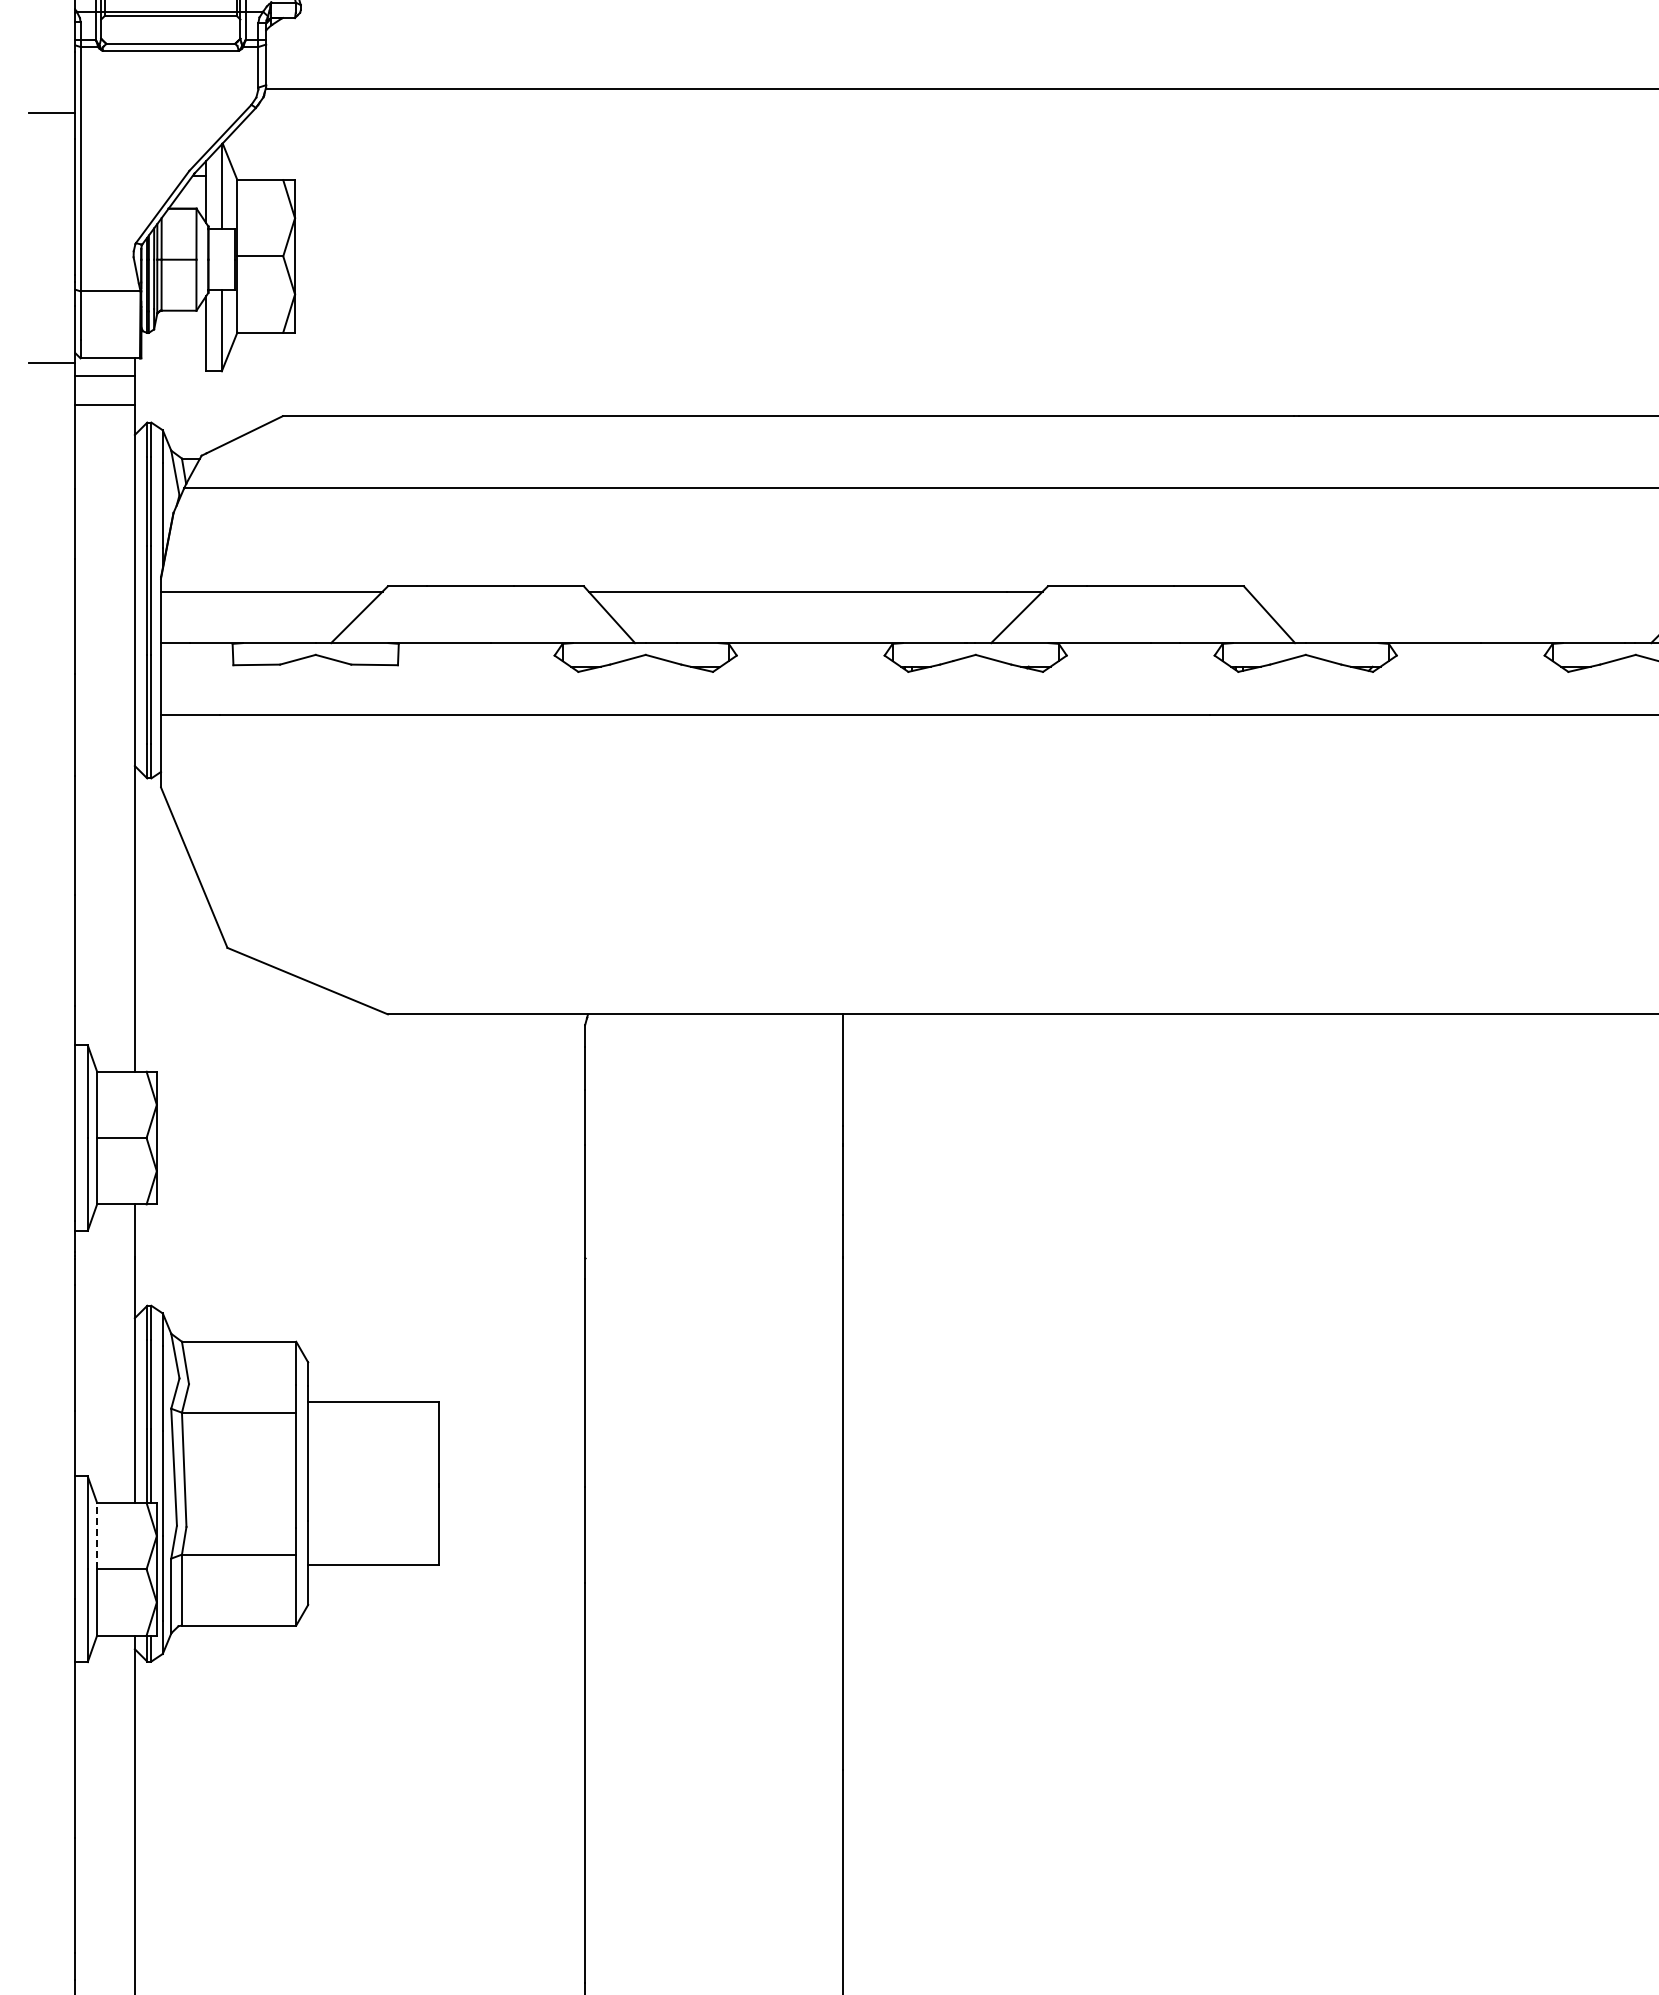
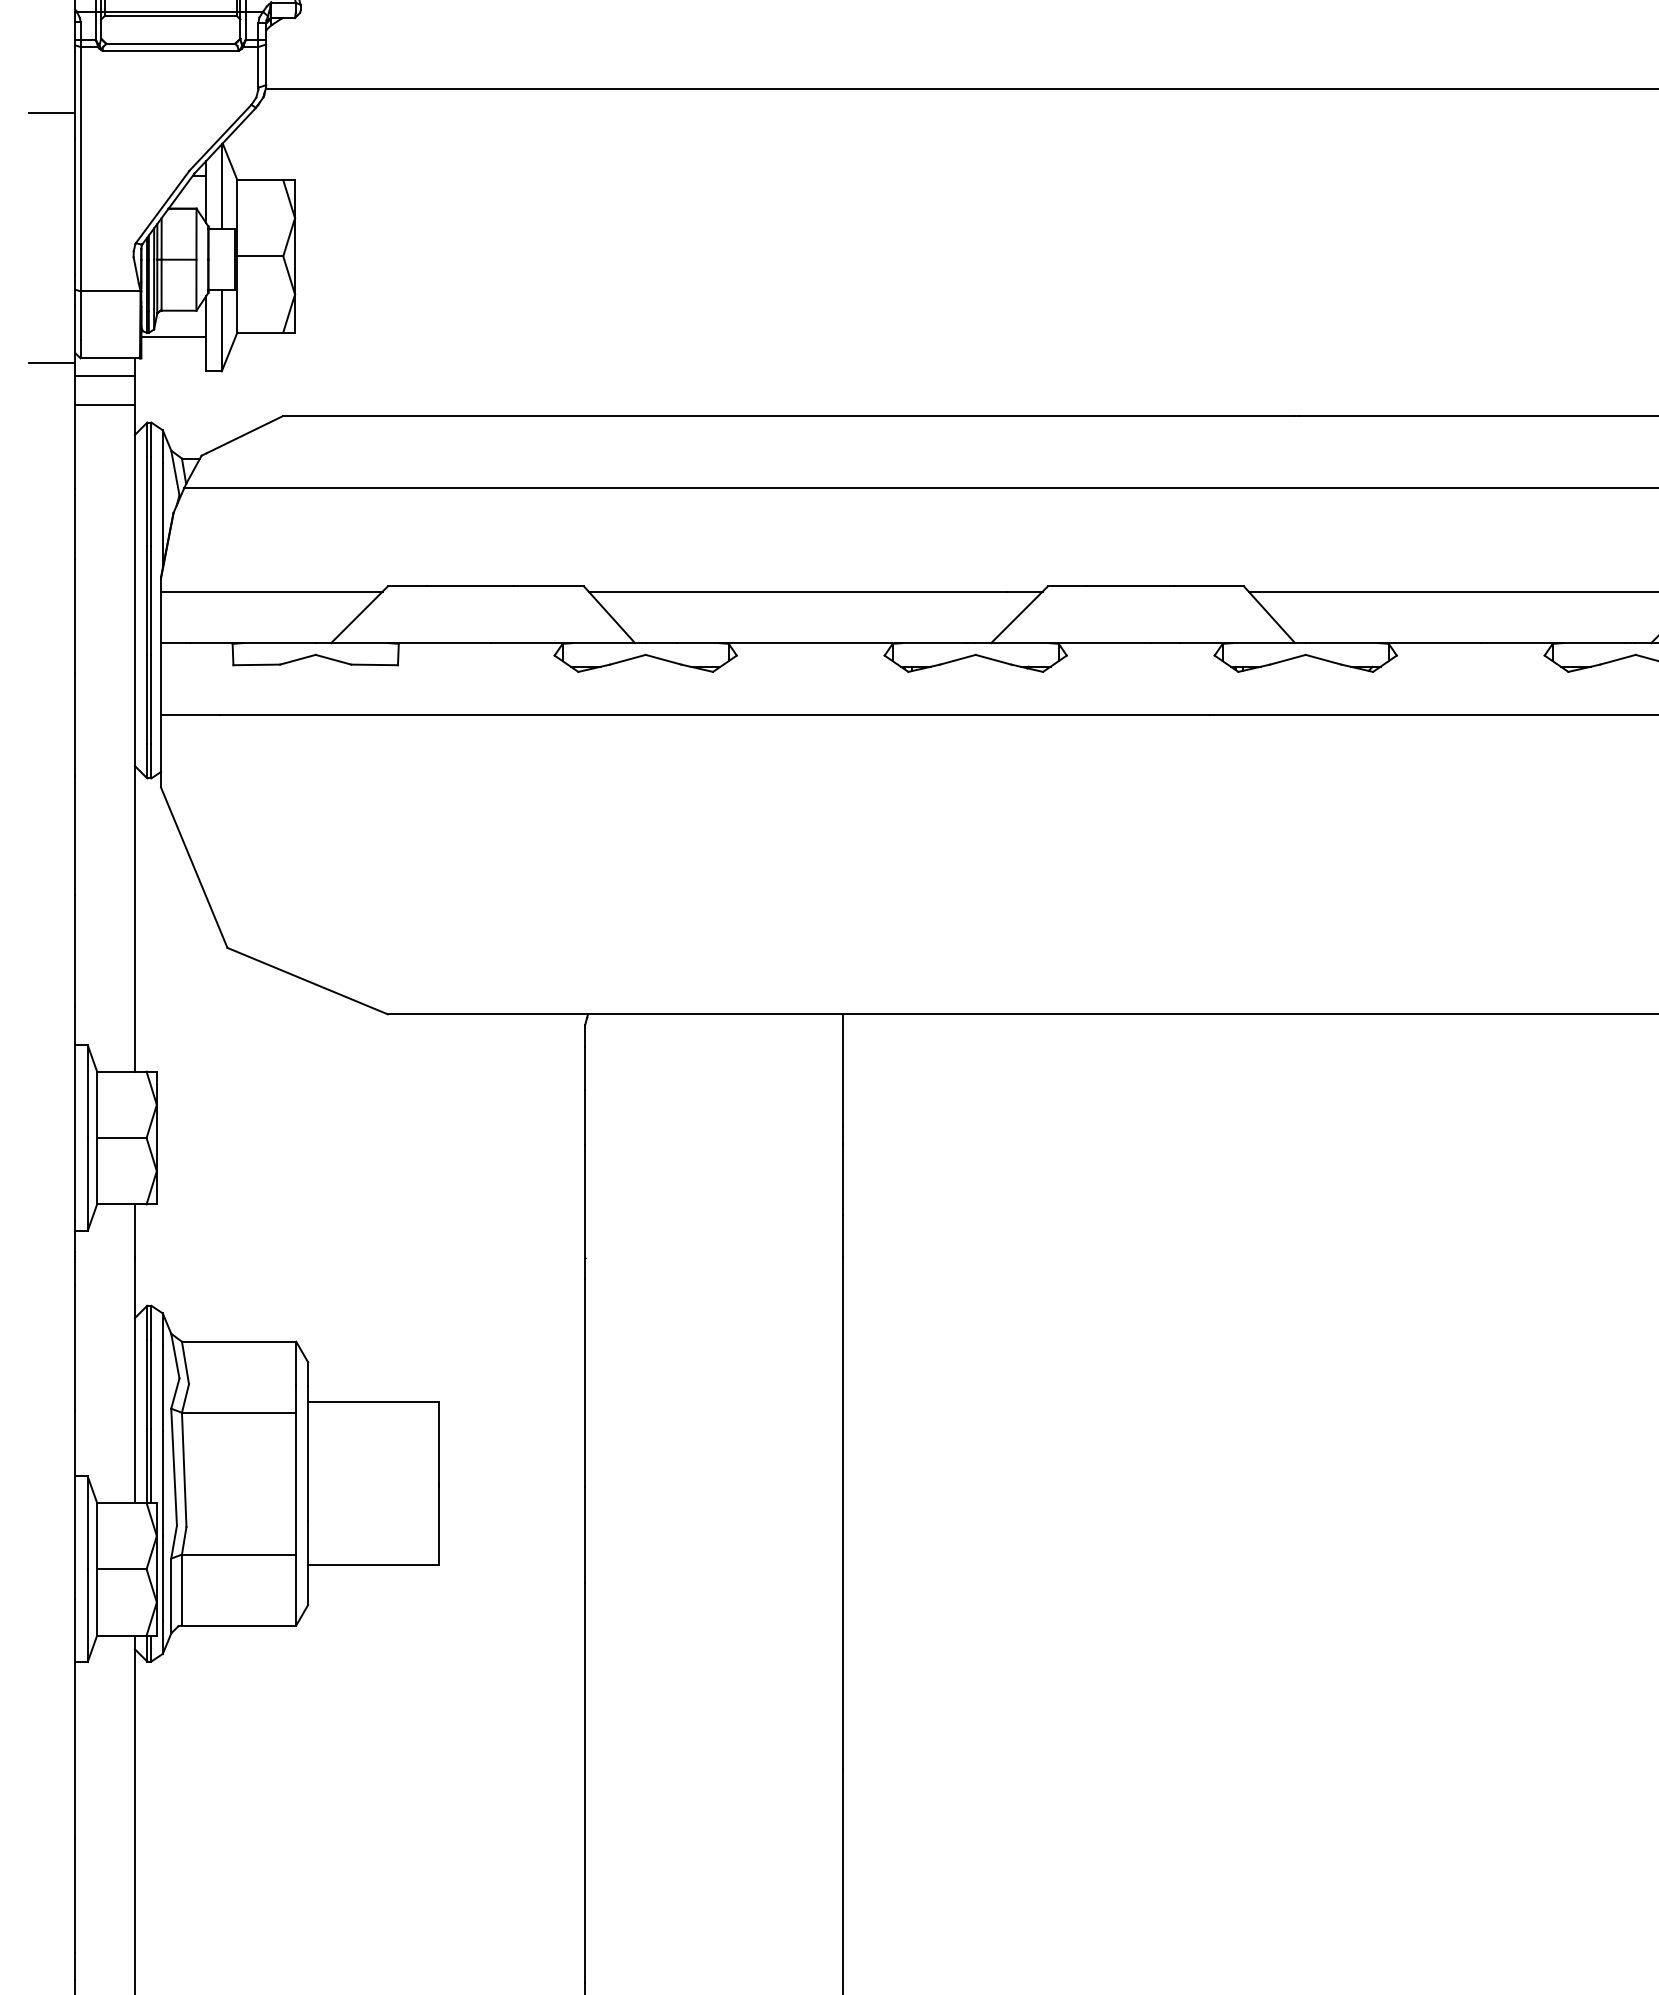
line: none -> present (173, 336)
line: none -> present (1451, 591)
line: dashed -> solid (97, 1535)
